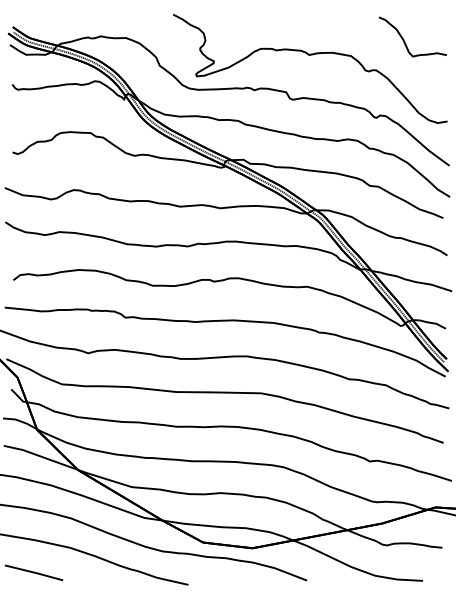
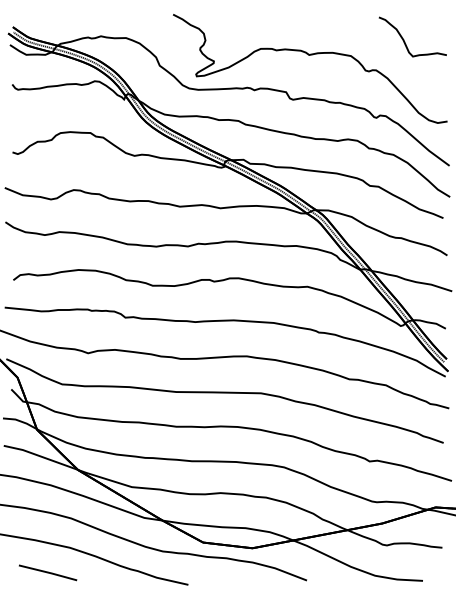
line position: (34, 572) -> (48, 572) (48, 572)
